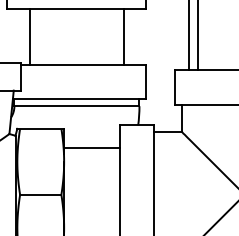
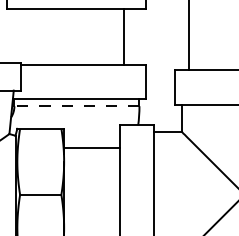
line: present -> none (198, 35)
line: present -> none (30, 36)
line: solid -> dashed (76, 106)
